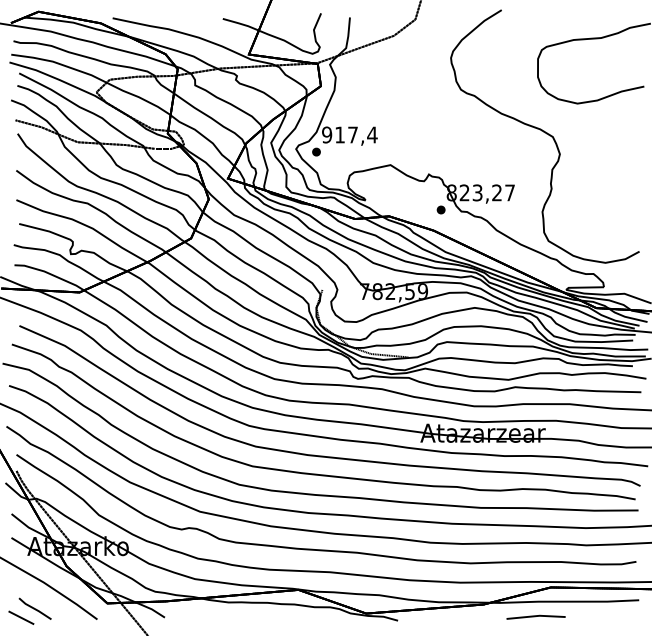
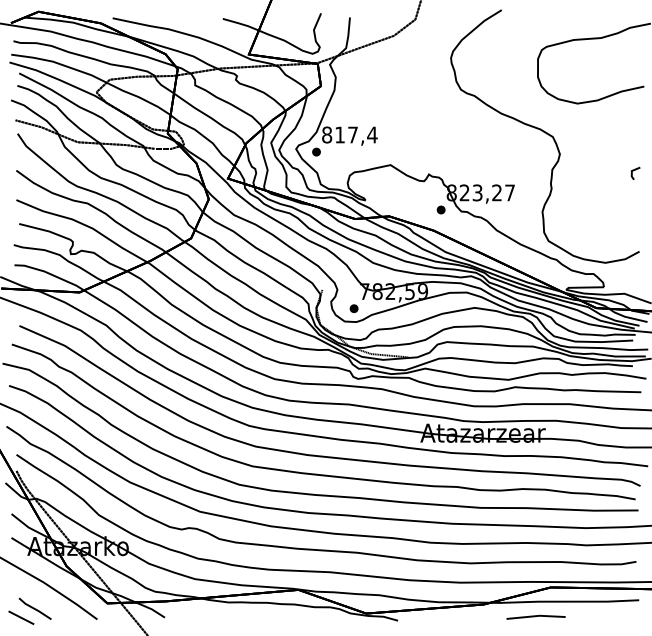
text: 917,4 -> 817,4 (327, 134)
line: none -> present (633, 171)
part: none -> present (353, 308)
